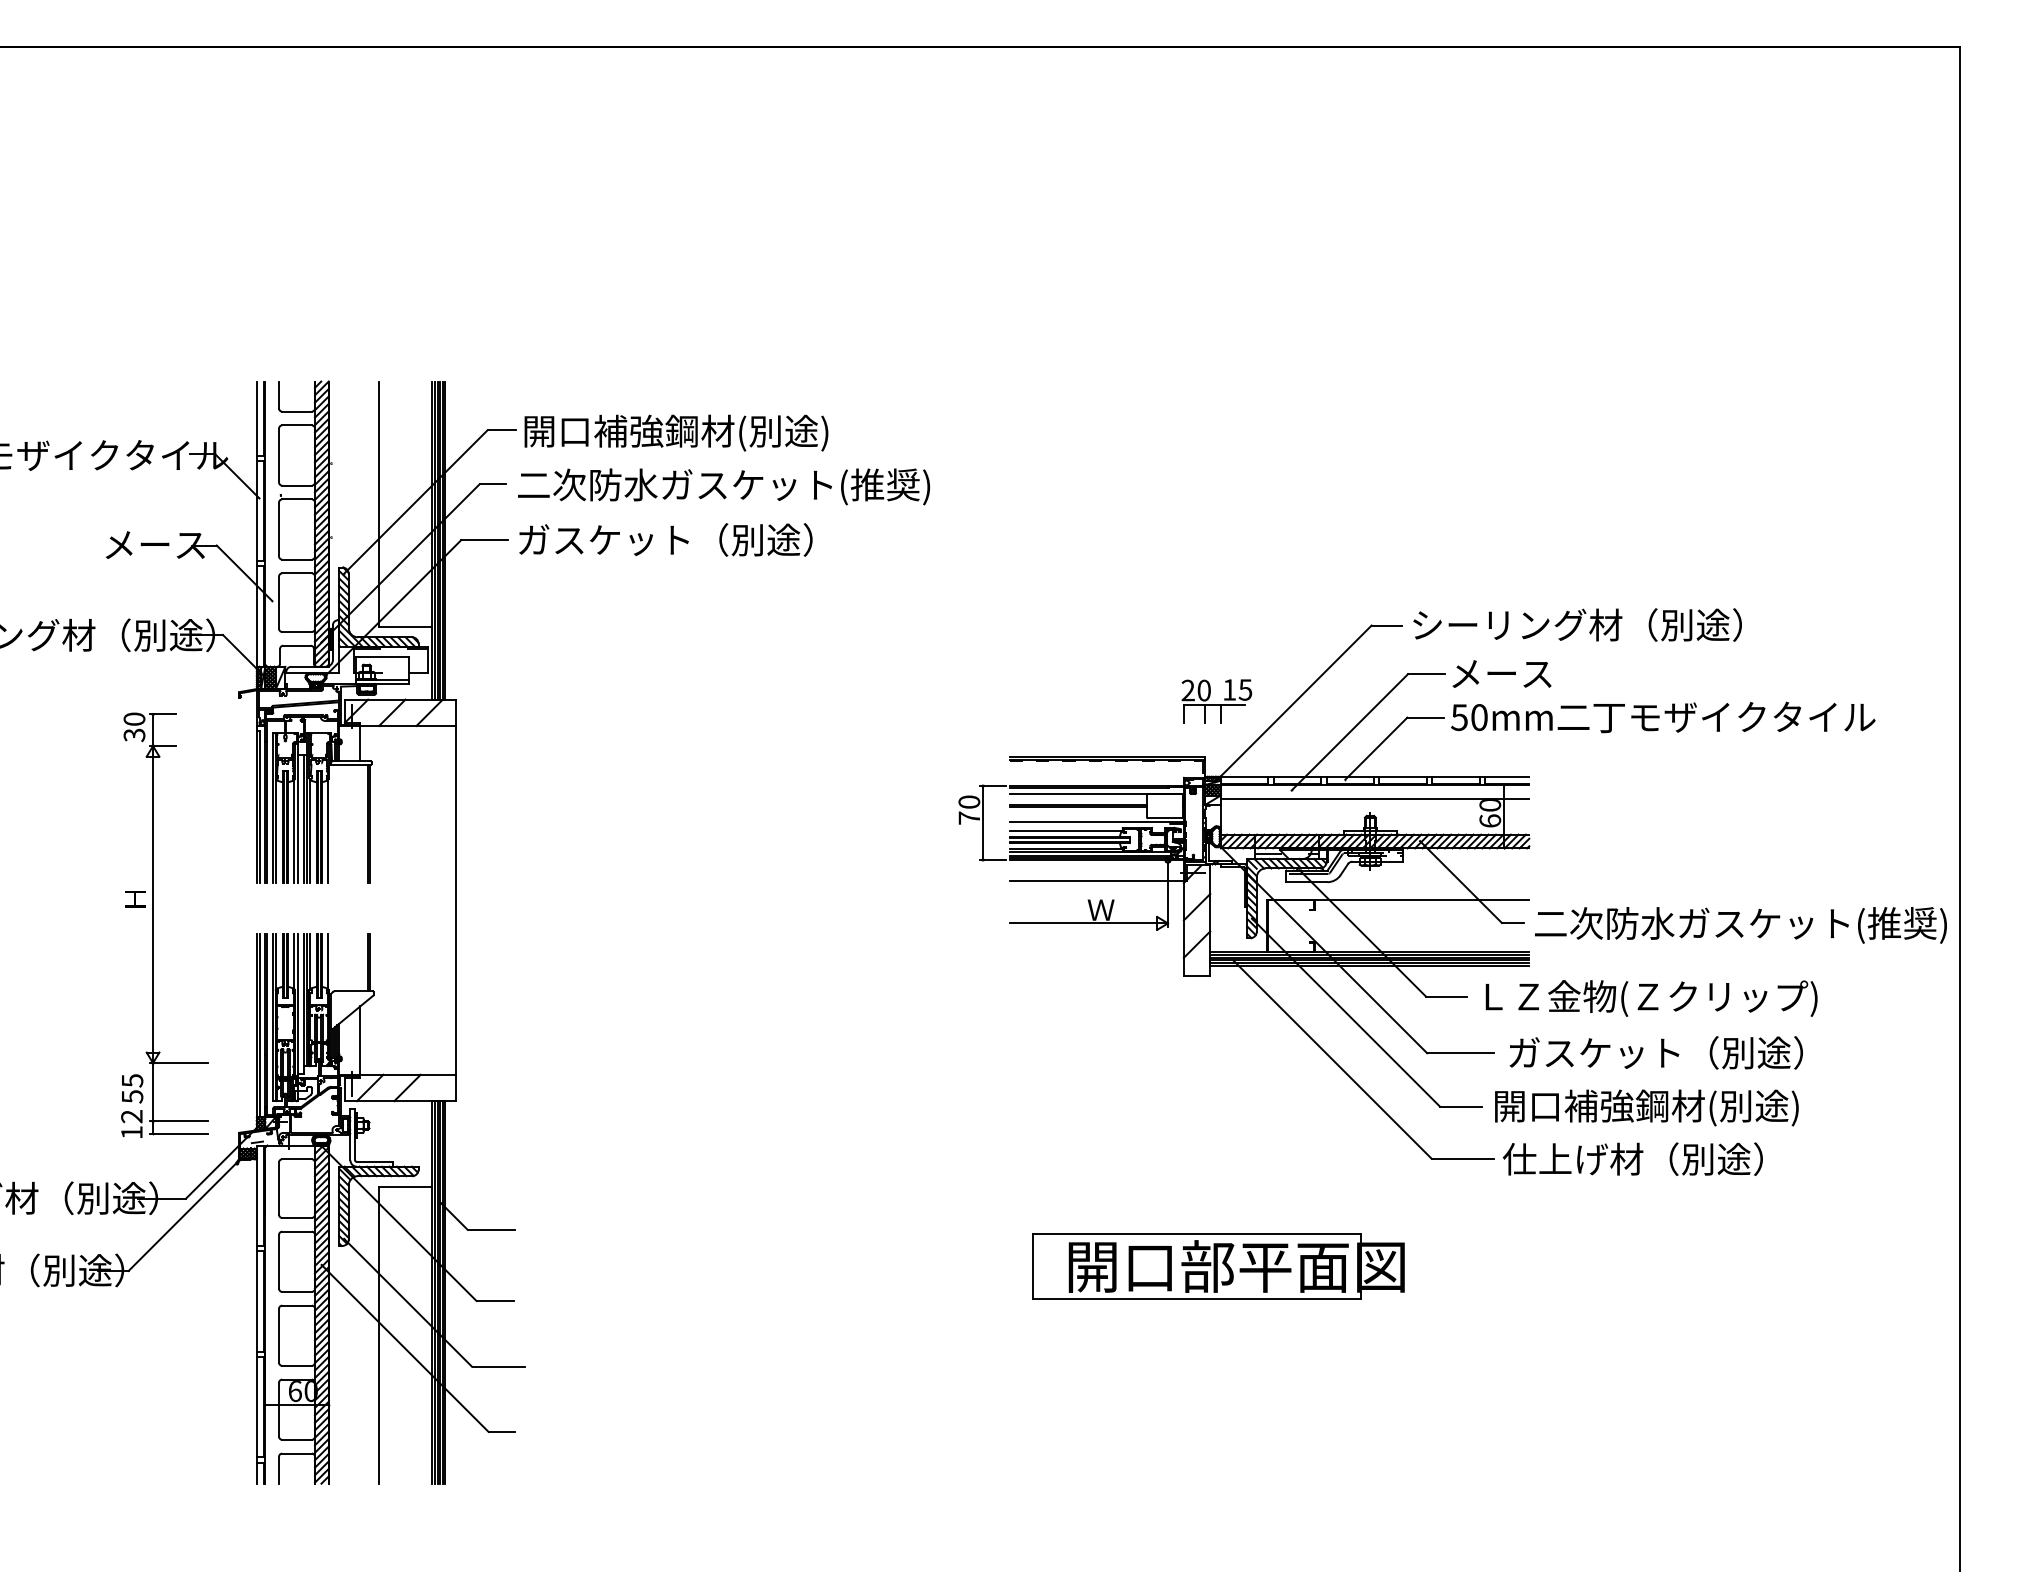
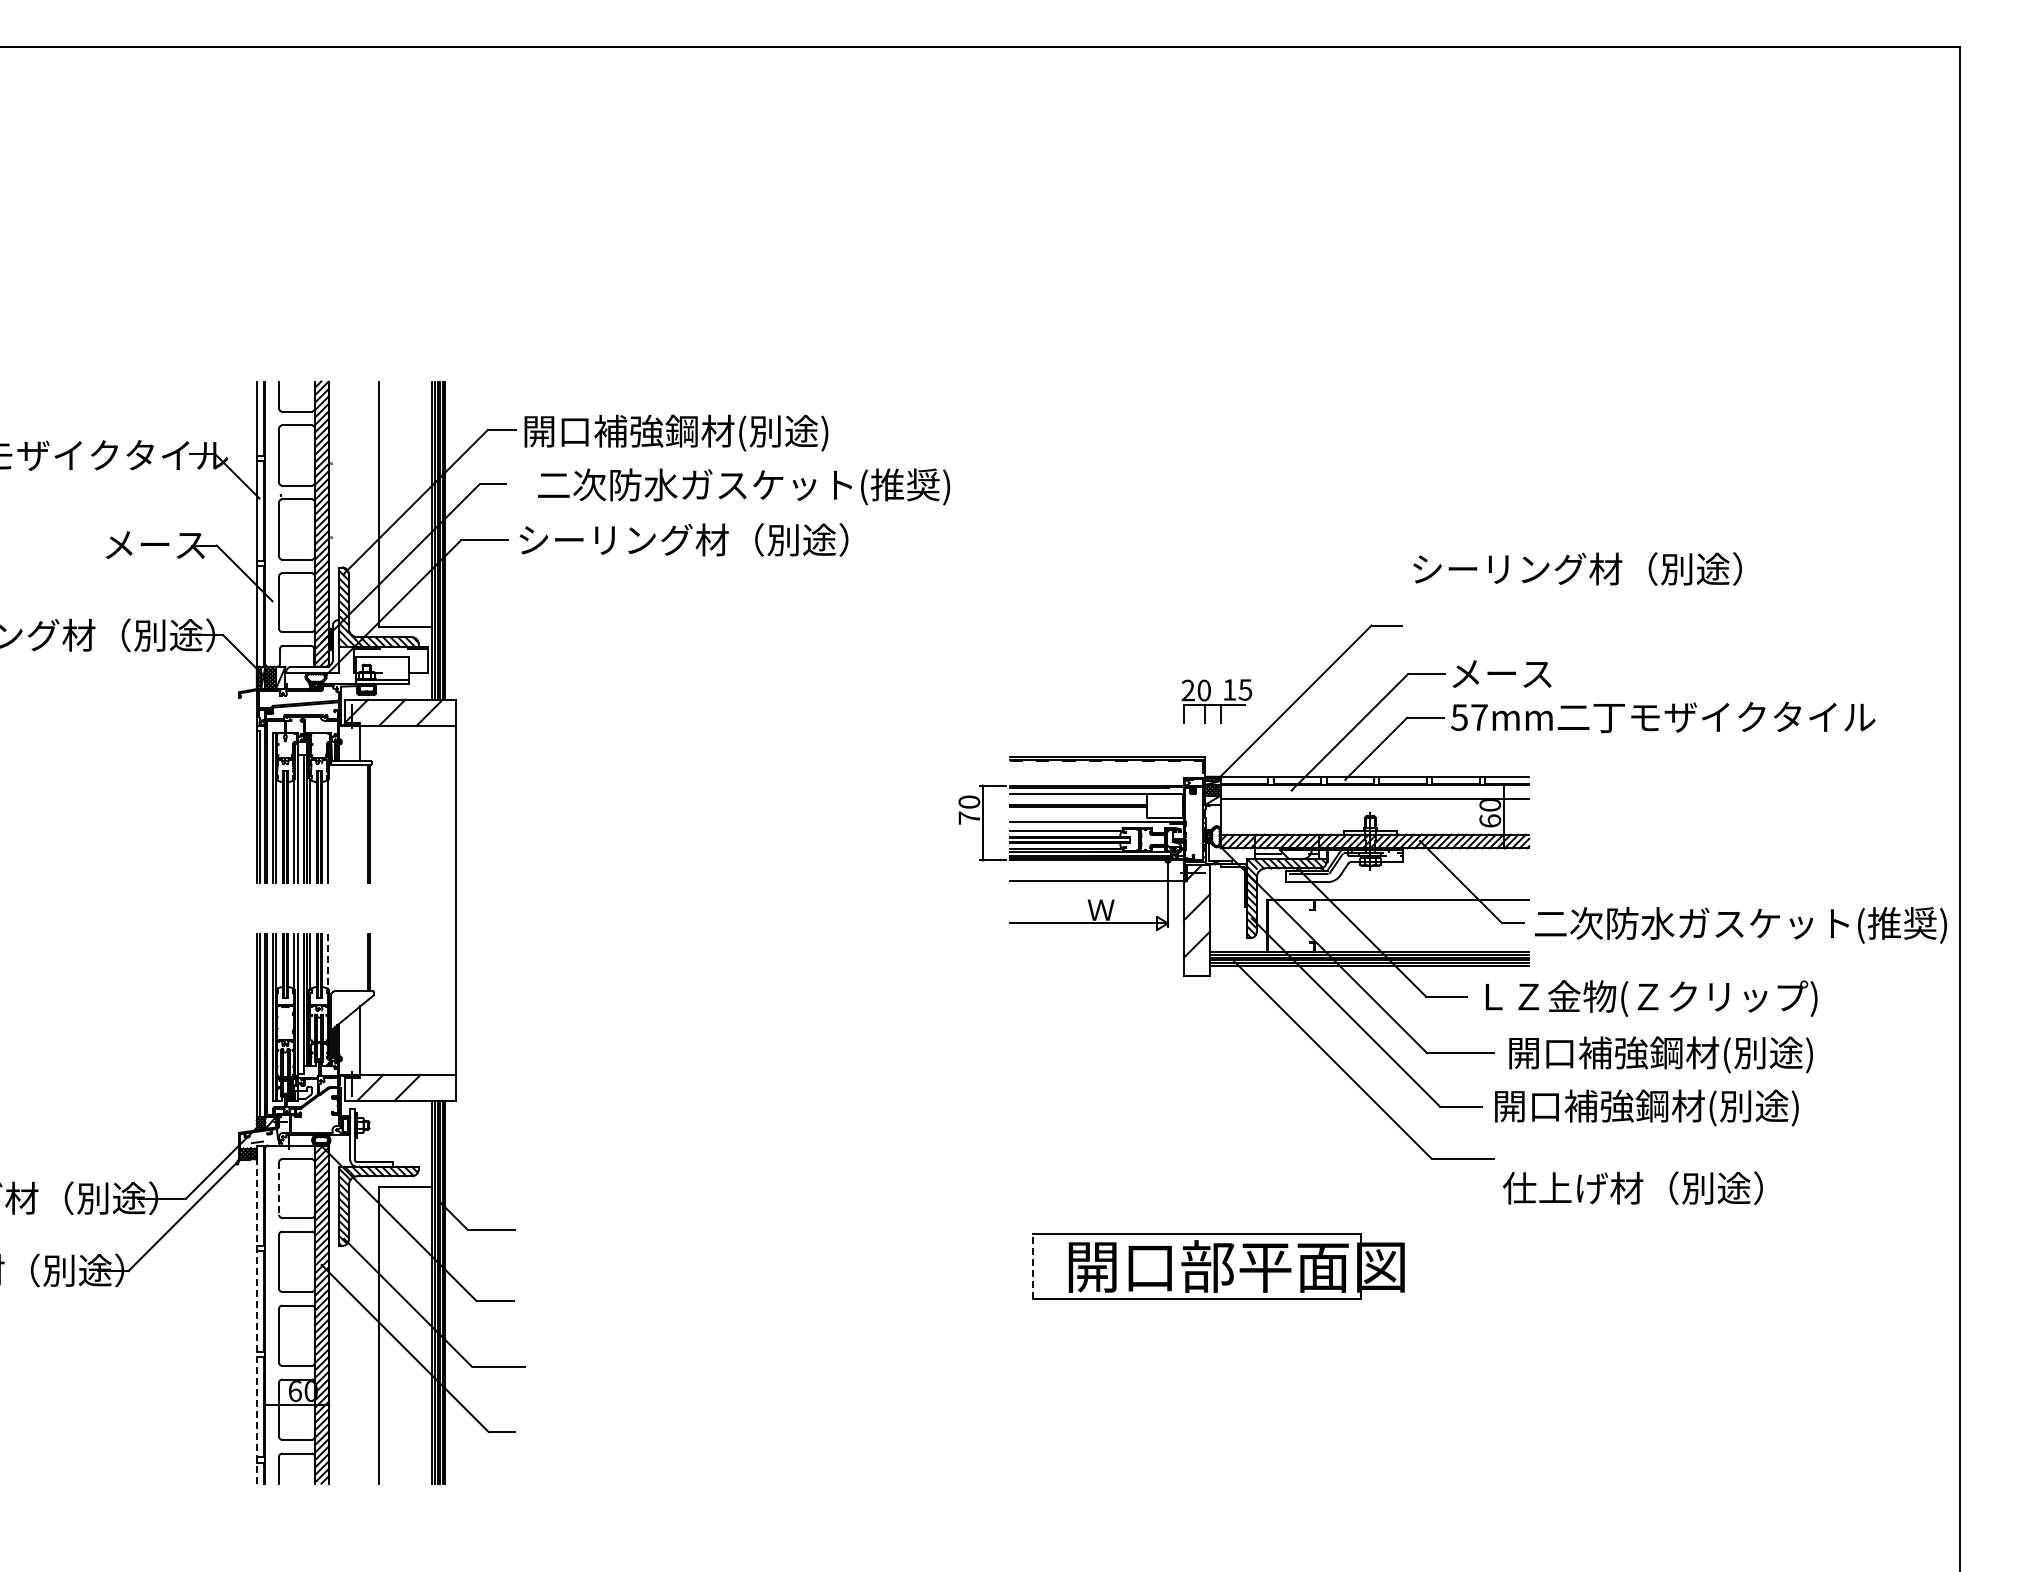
text position: (723, 486) -> (743, 486) (743, 486)
text: ガスケット（別途） -> シーリング材（別途） (683, 539)
text position: (1577, 624) -> (1577, 568) (1577, 568)
text: 50mm -> 57mm (1479, 717)
part: present -> none (153, 924)
line: solid -> dashed (328, 962)
text: ガスケット（別途） -> 開口補強鋼材(別途) (1660, 1054)
text position: (1632, 1158) -> (1632, 1187) (1632, 1187)
line: solid -> dashed (279, 1189)
line: solid -> dashed (1033, 1265)
line: solid -> dashed (256, 1314)
